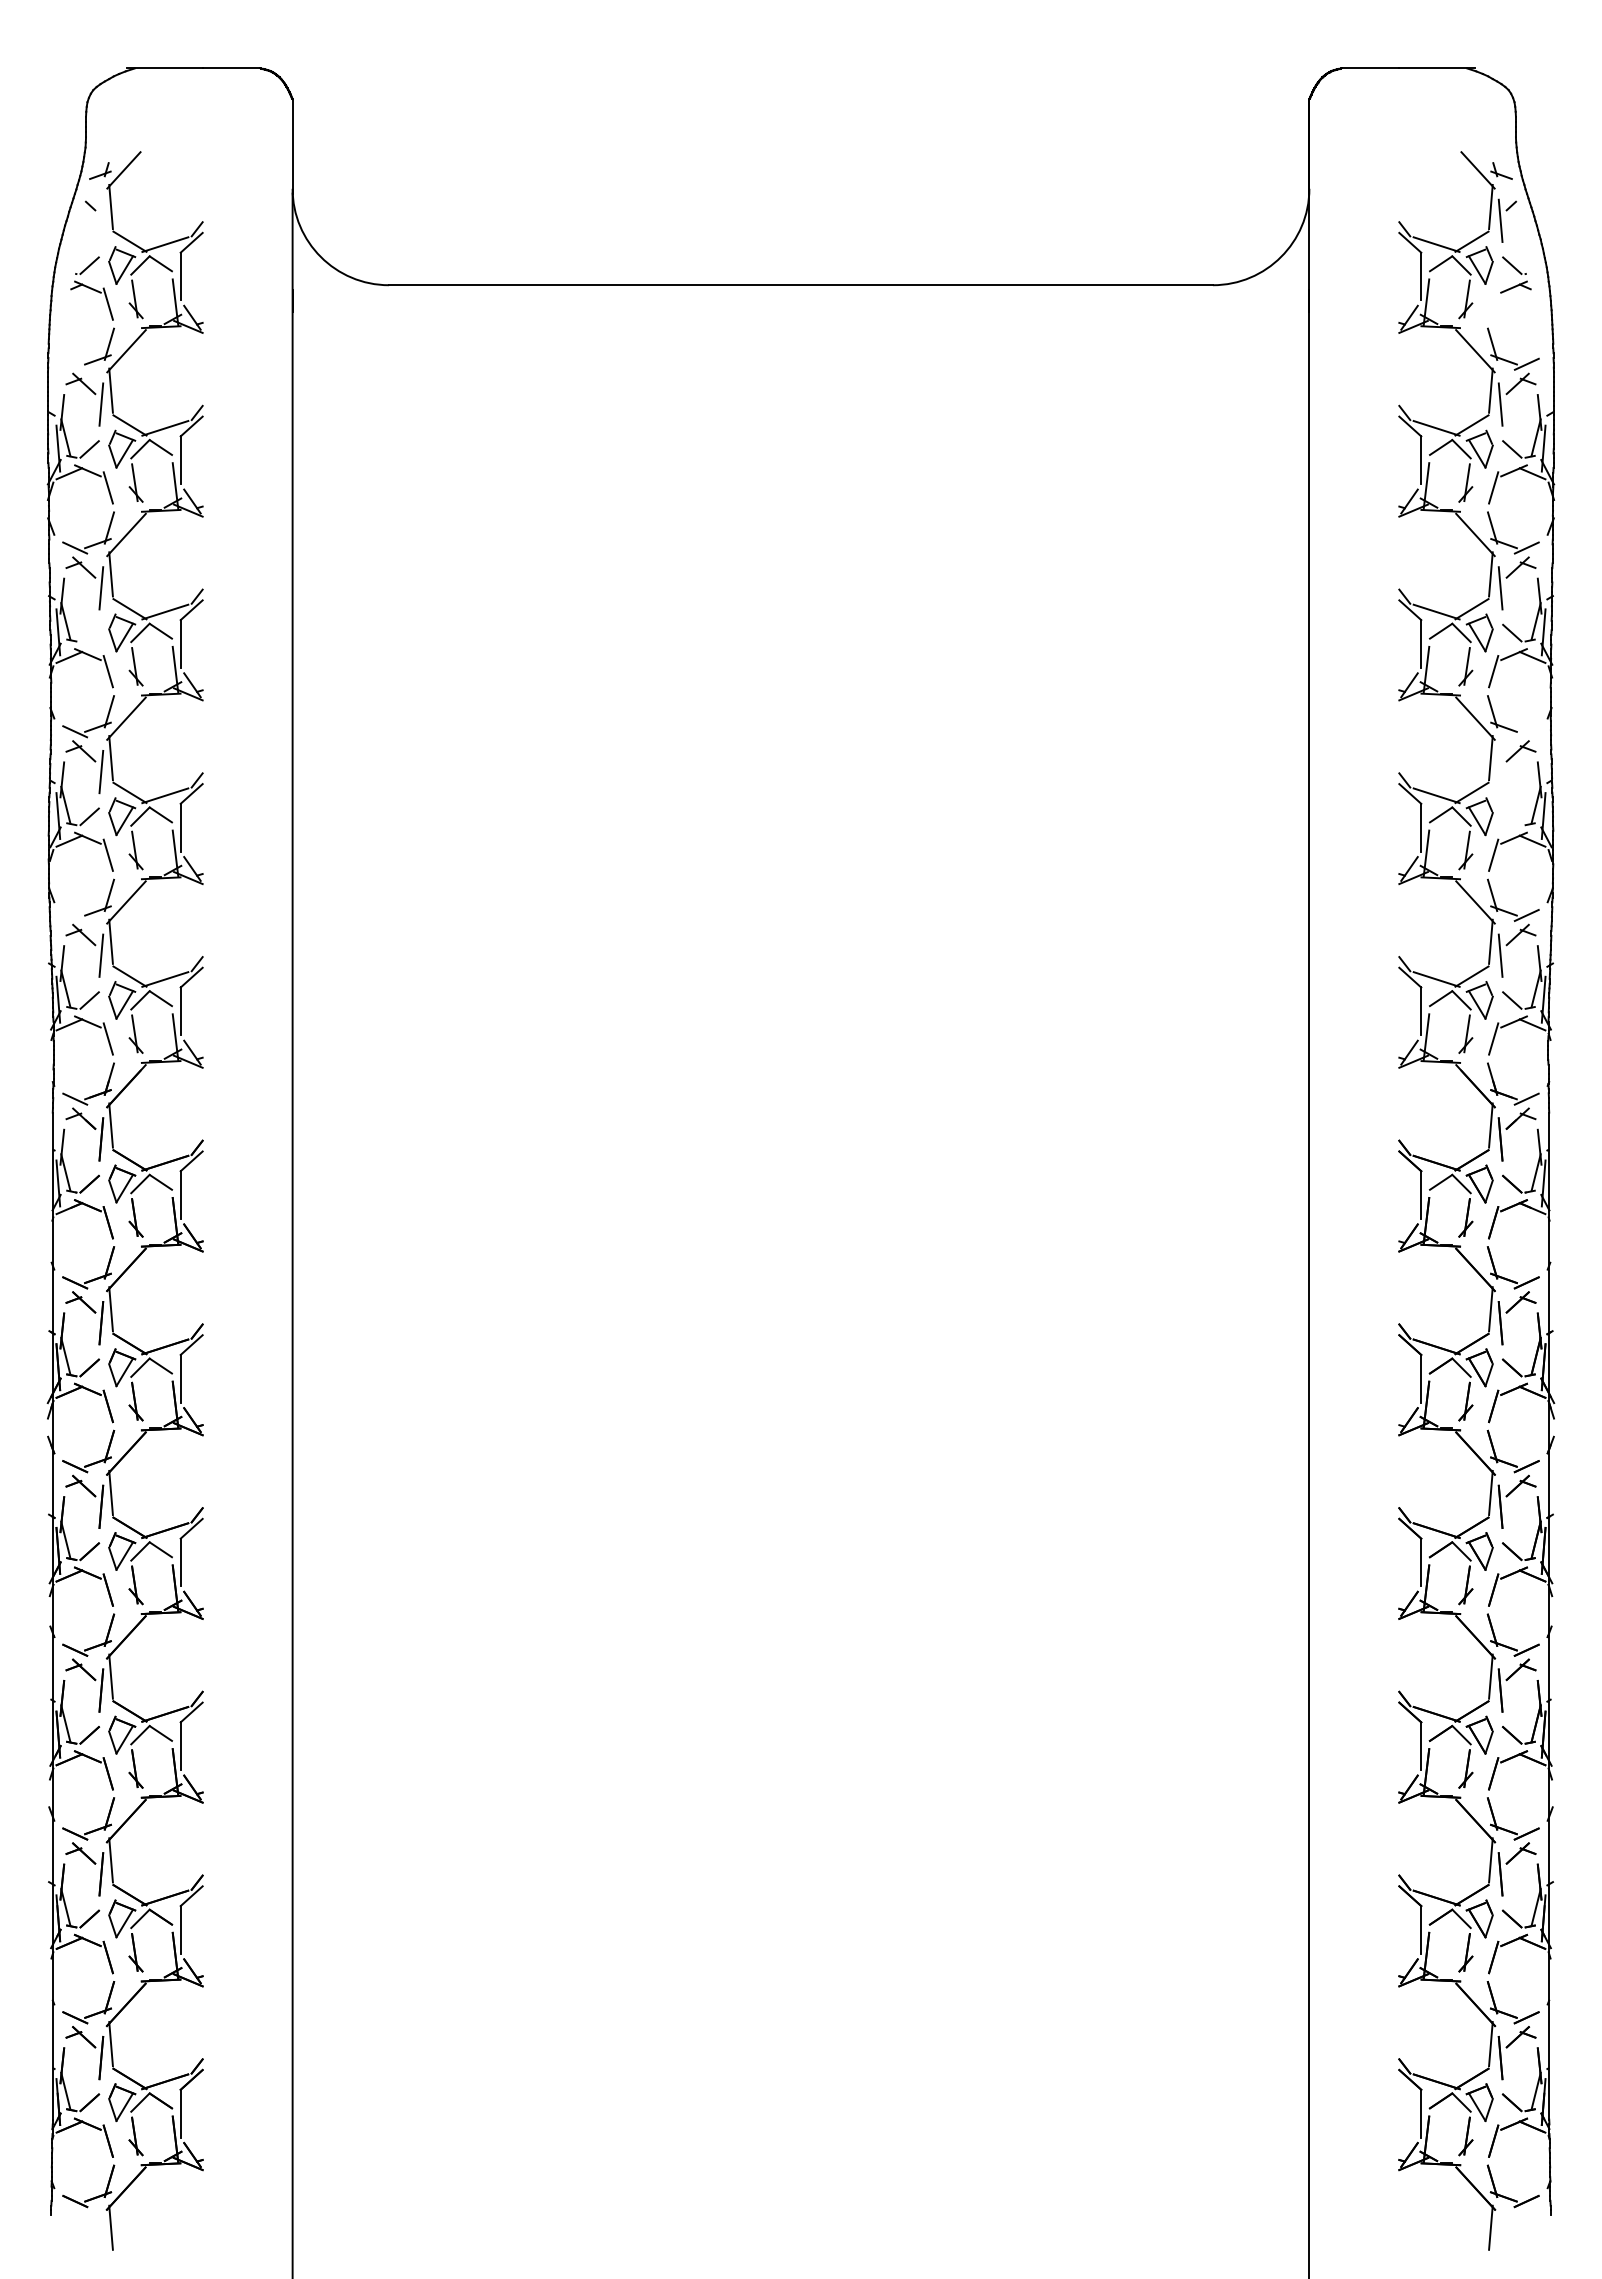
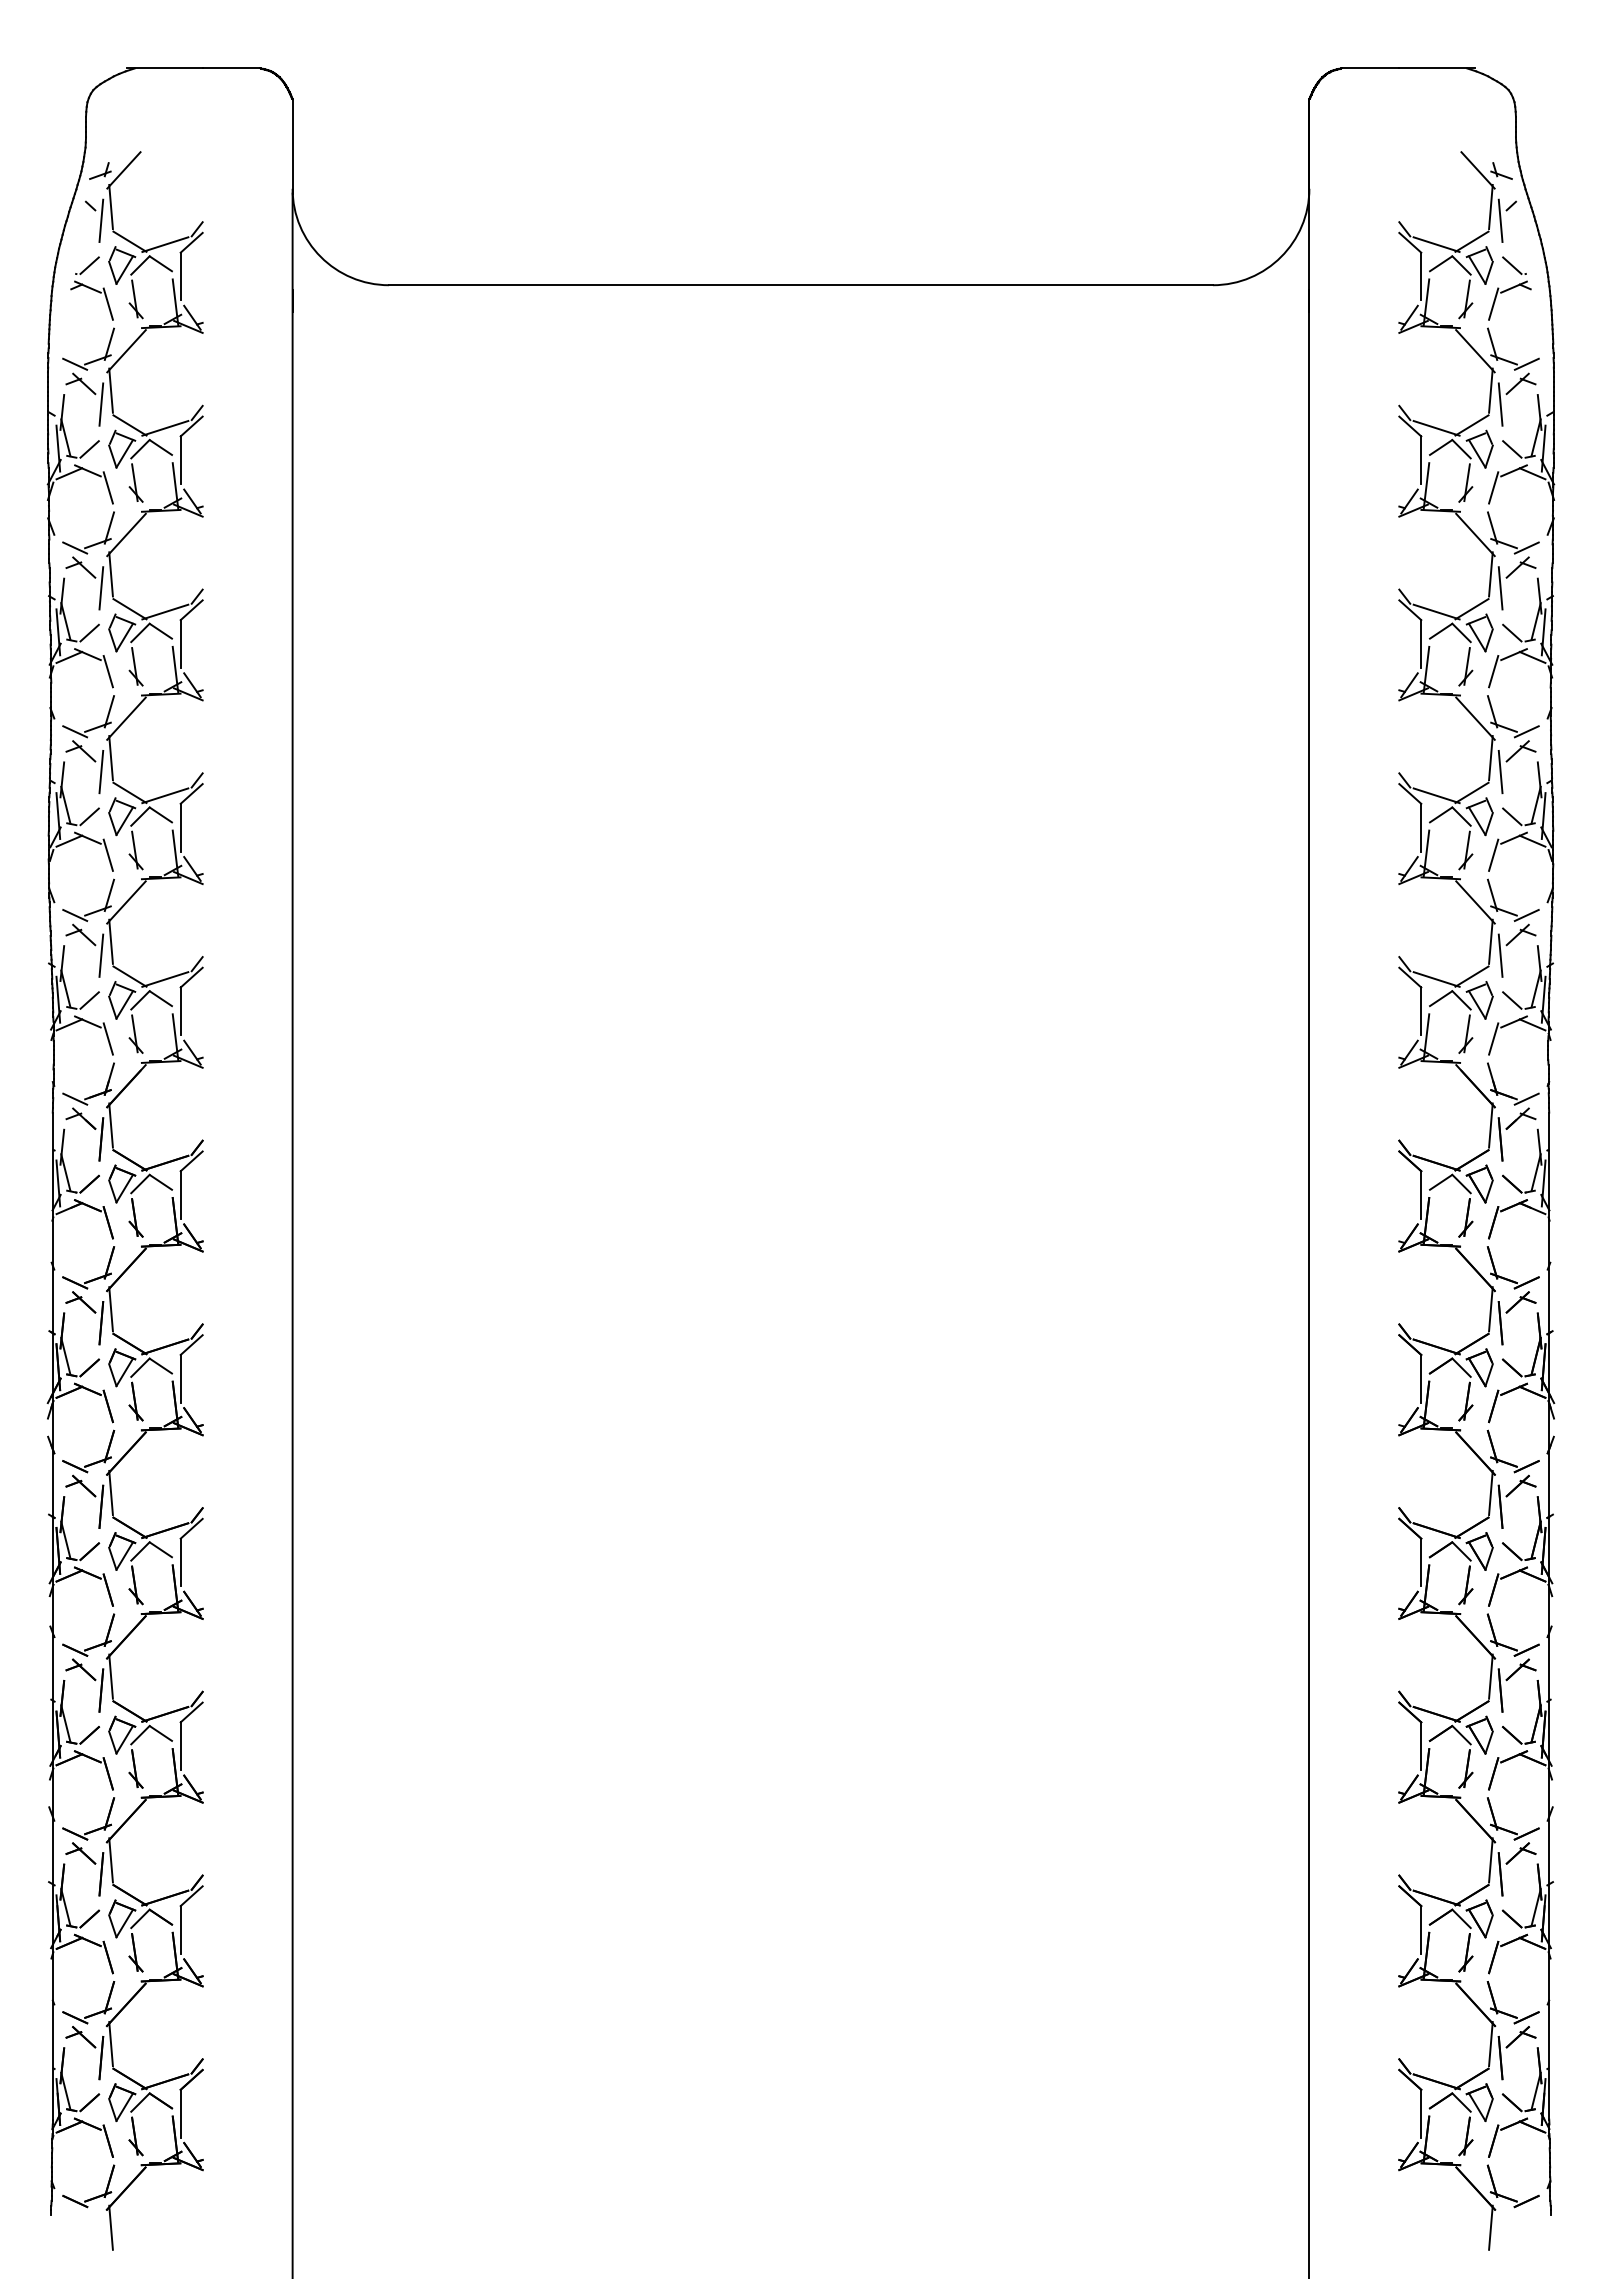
line: none -> present (101, 220)
line: none -> present (1493, 303)
line: none -> present (75, 363)
line: none -> present (89, 632)
line: none -> present (1526, 731)
line: none -> present (1500, 771)
line: none -> present (1512, 816)
line: none -> present (75, 915)
